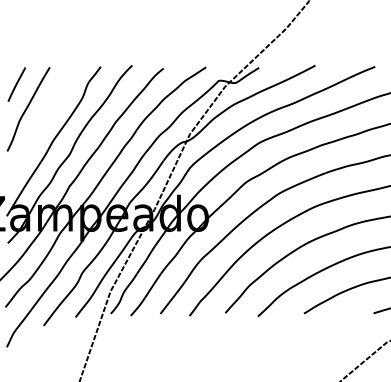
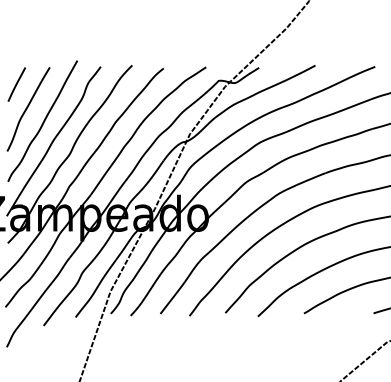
curve: none -> present (43, 120)
